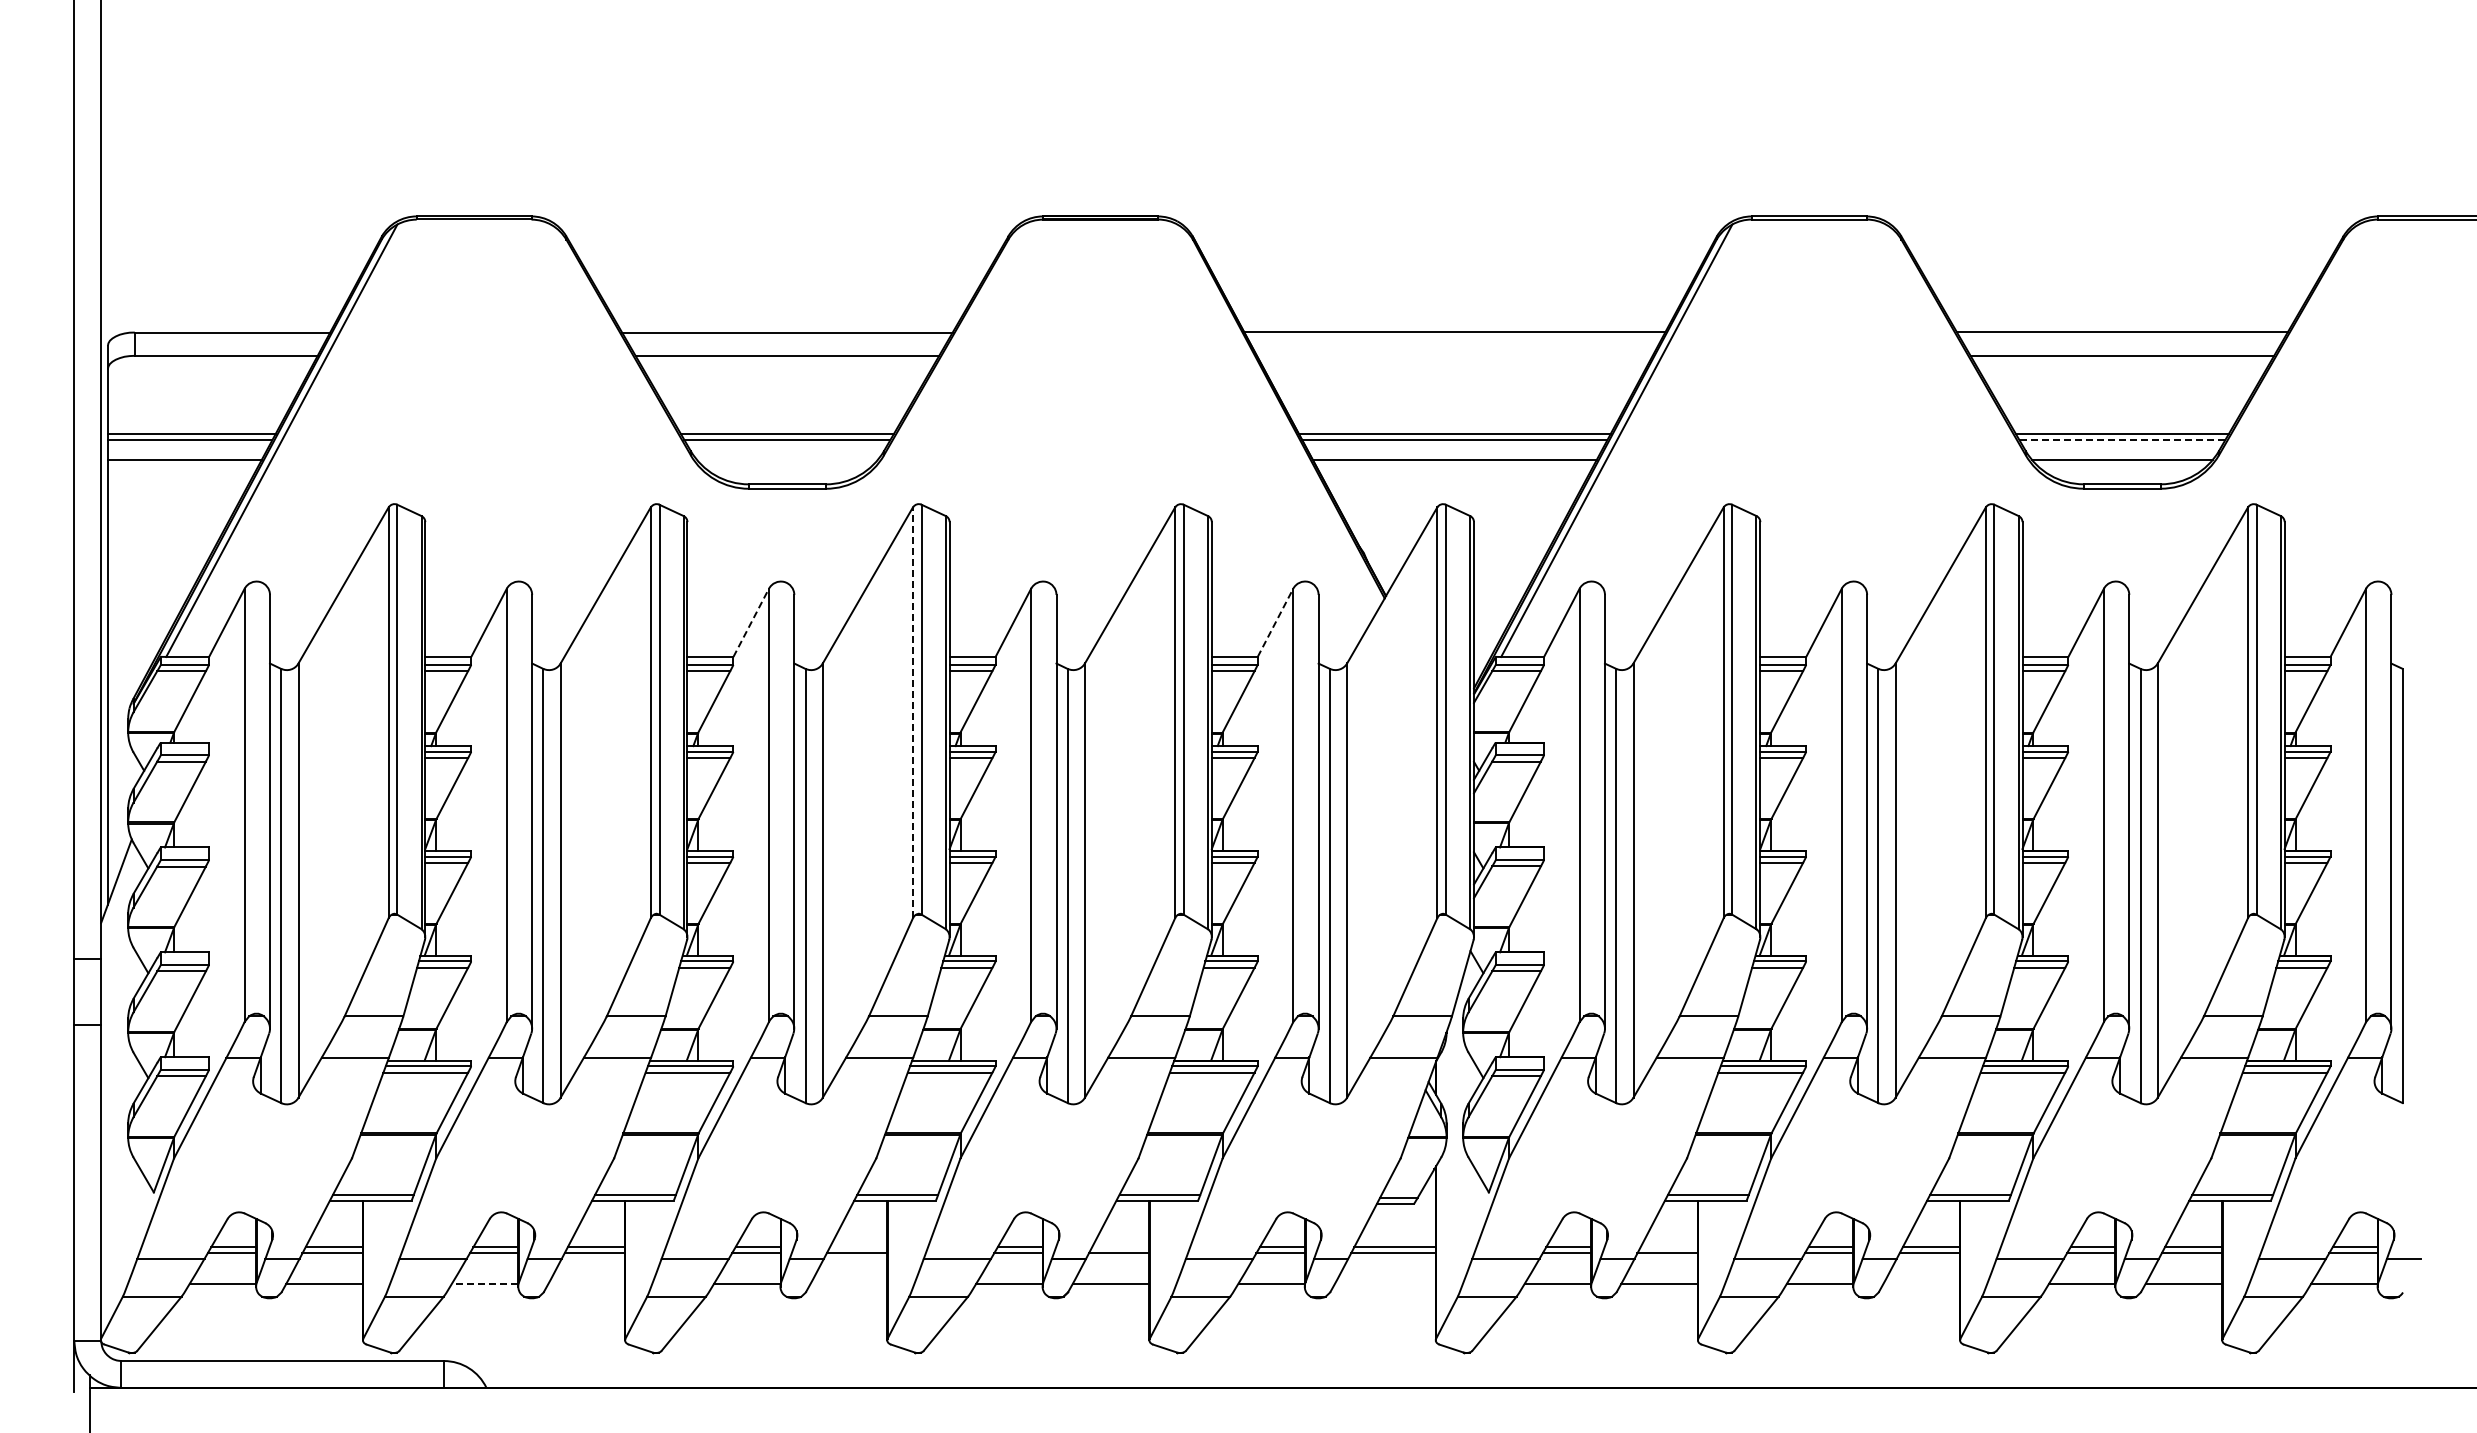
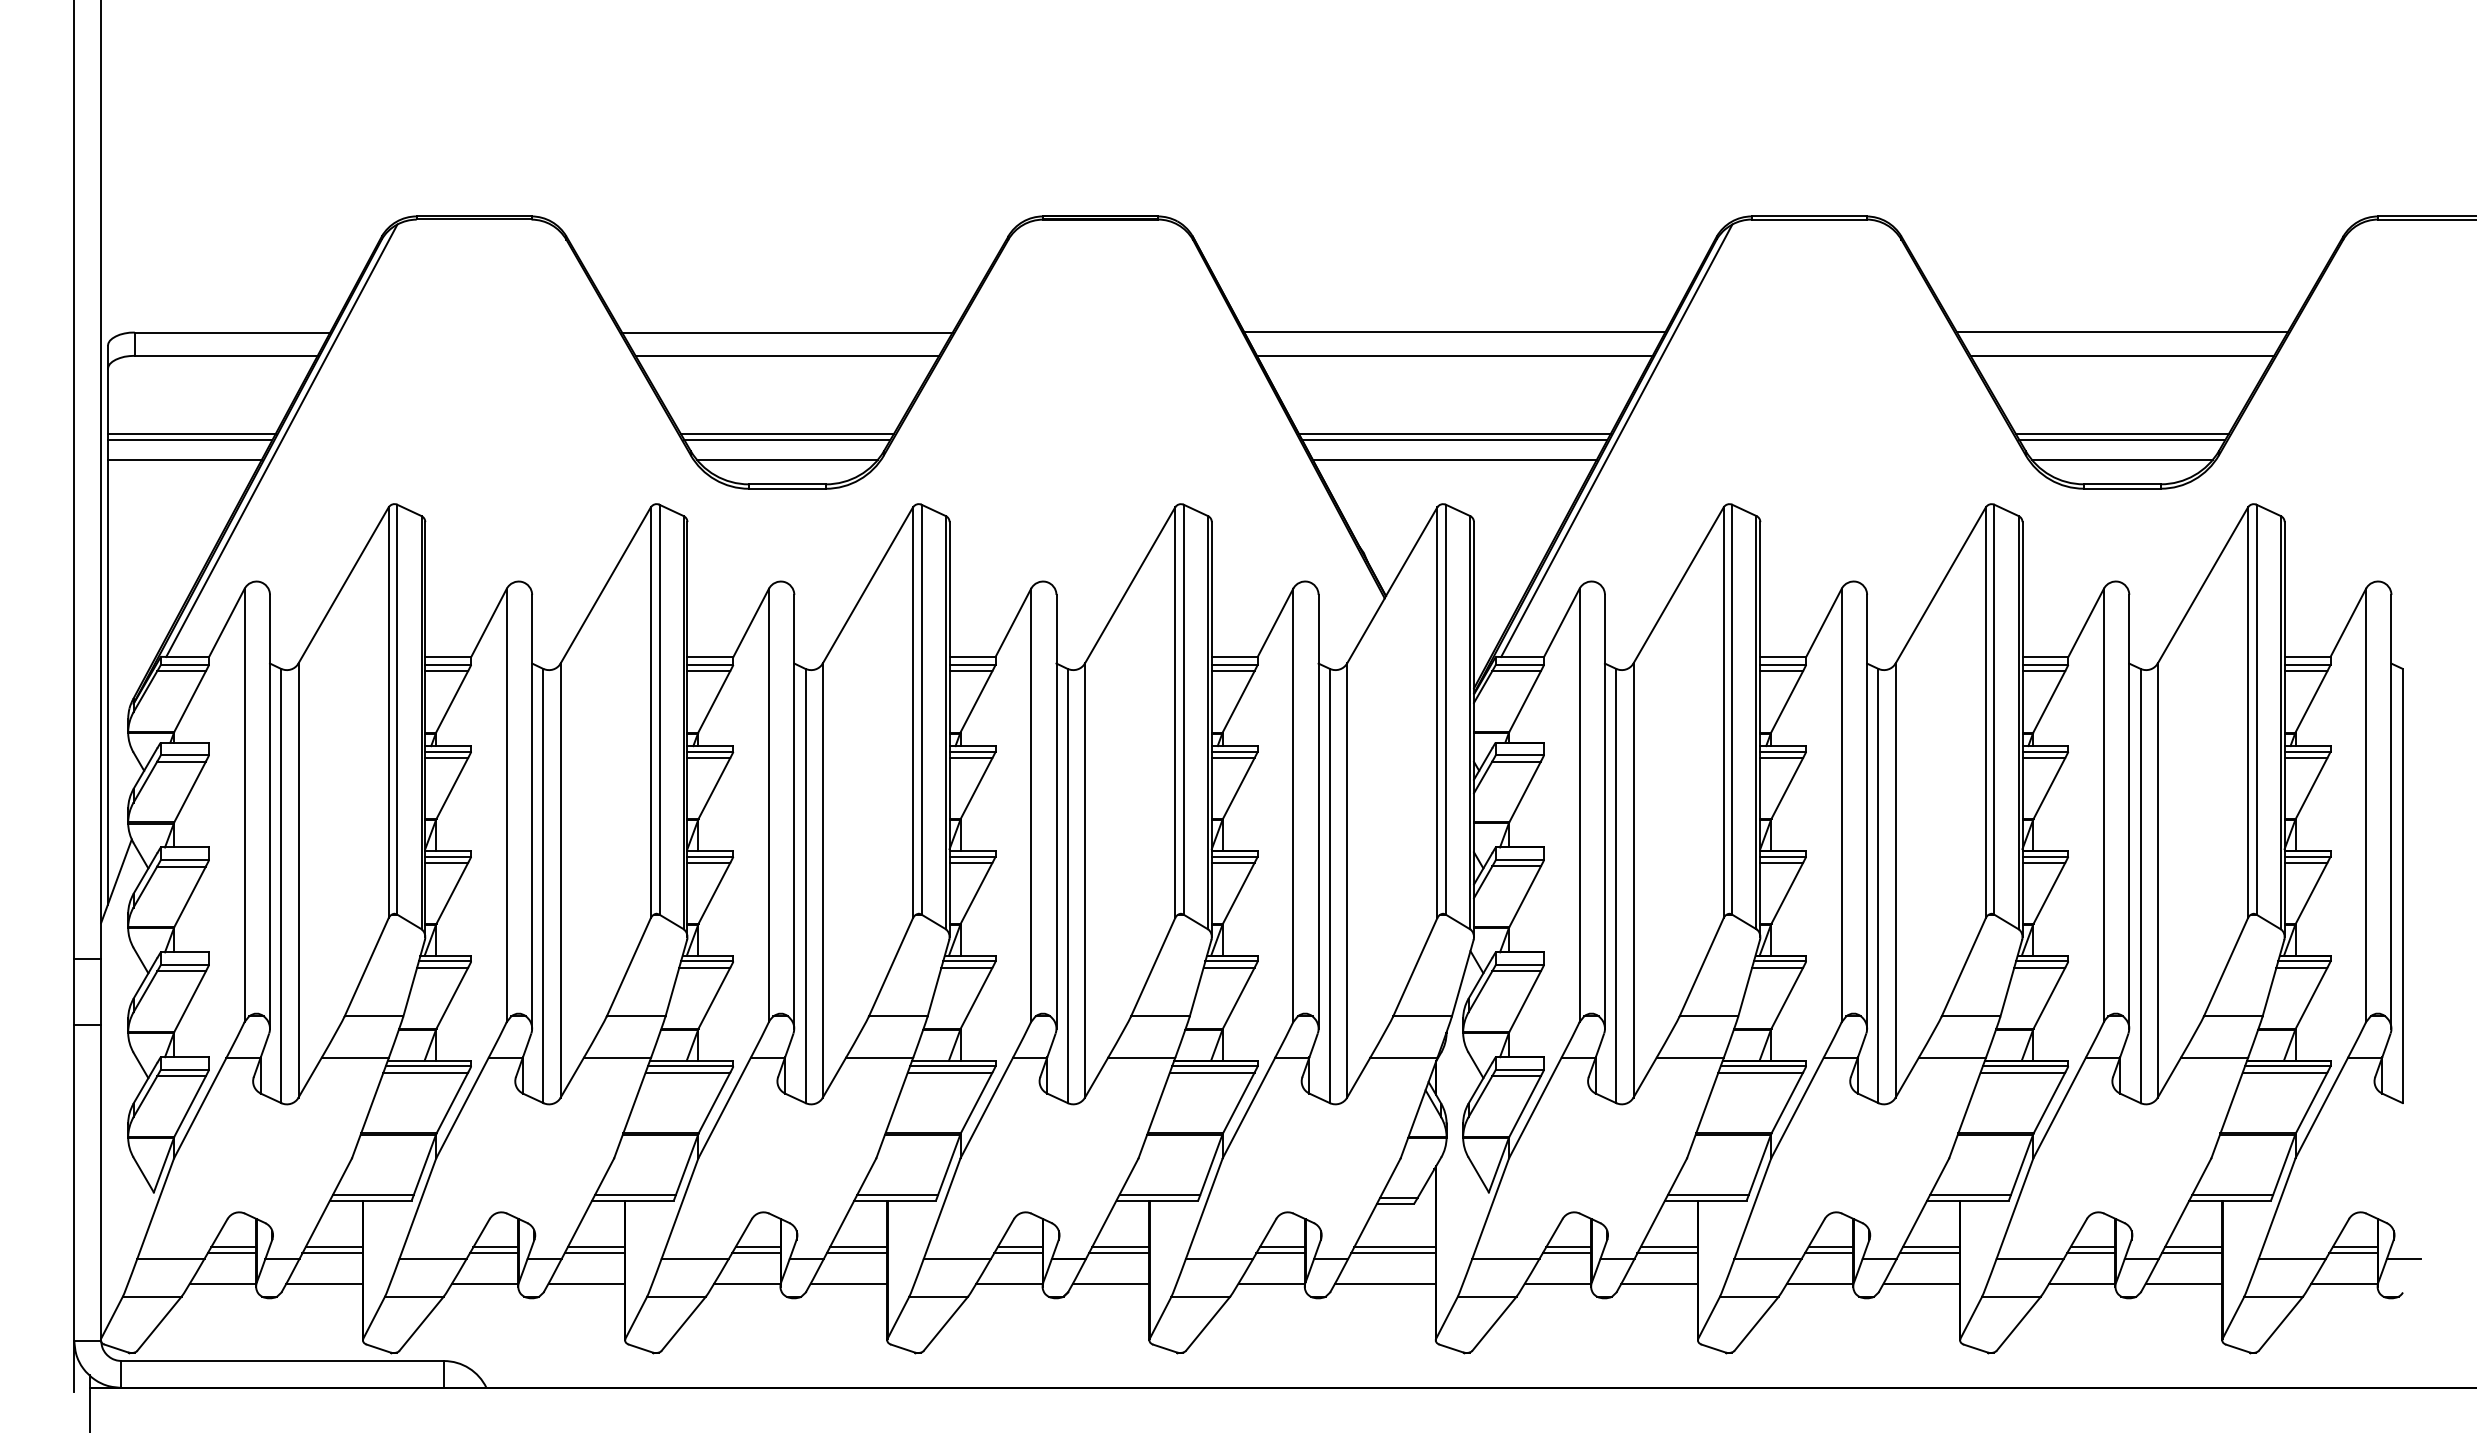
line: none -> present (1454, 355)
line: dashed -> solid (2122, 440)
line: none -> present (787, 460)
line: dashed -> solid (751, 622)
line: dashed -> solid (1275, 622)
line: dashed -> solid (912, 712)
line: none -> present (858, 1247)
line: none -> present (1120, 1247)
line: none -> present (1668, 1247)
line: dashed -> solid (484, 1283)
line: none -> present (586, 1283)
line: none -> present (848, 1283)
line: none -> present (1385, 1283)
line: none -> present (1921, 1283)
